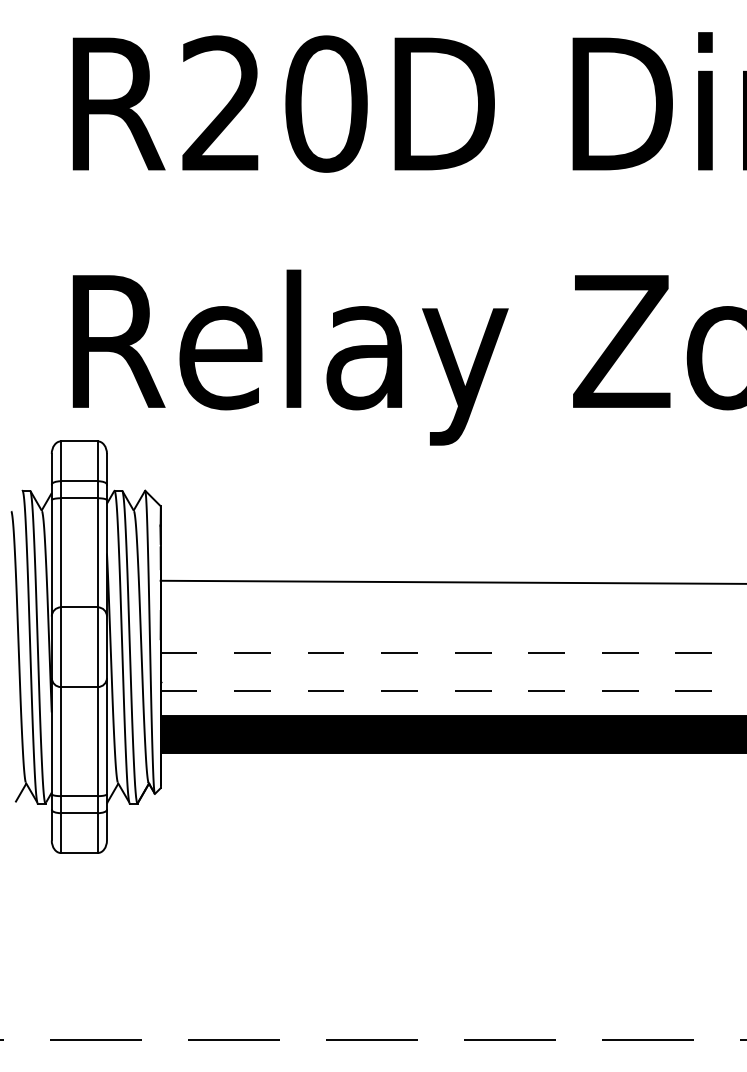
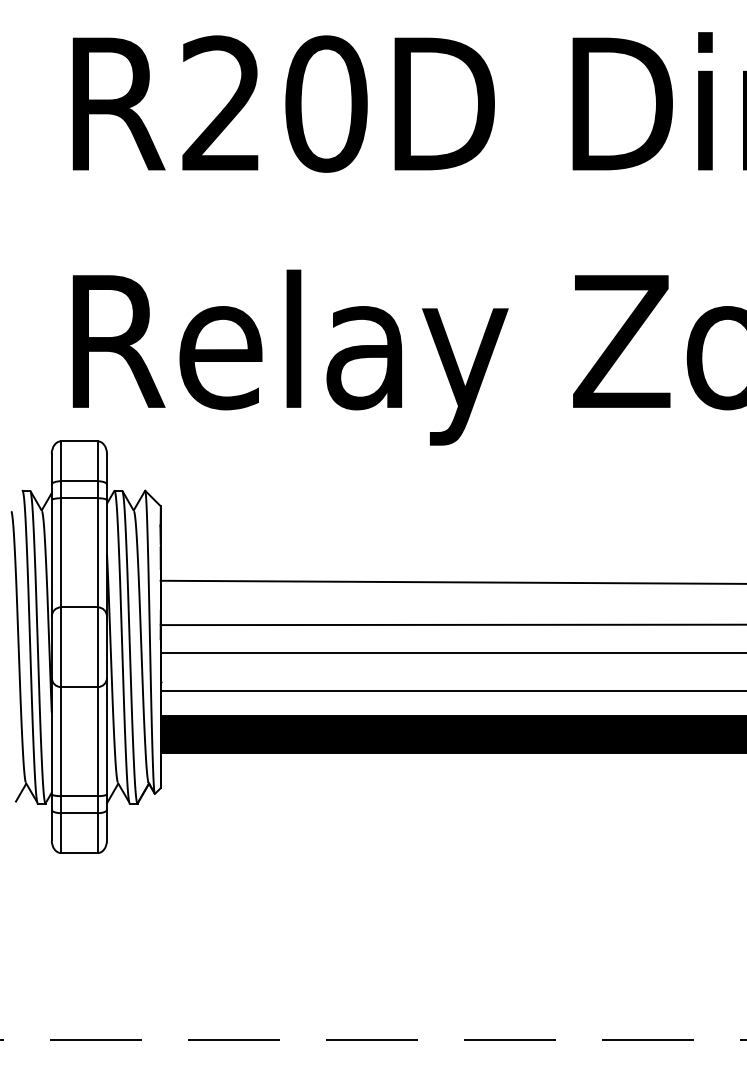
line: none -> present (451, 624)
line: dashed -> solid (454, 653)
line: dashed -> solid (454, 690)
